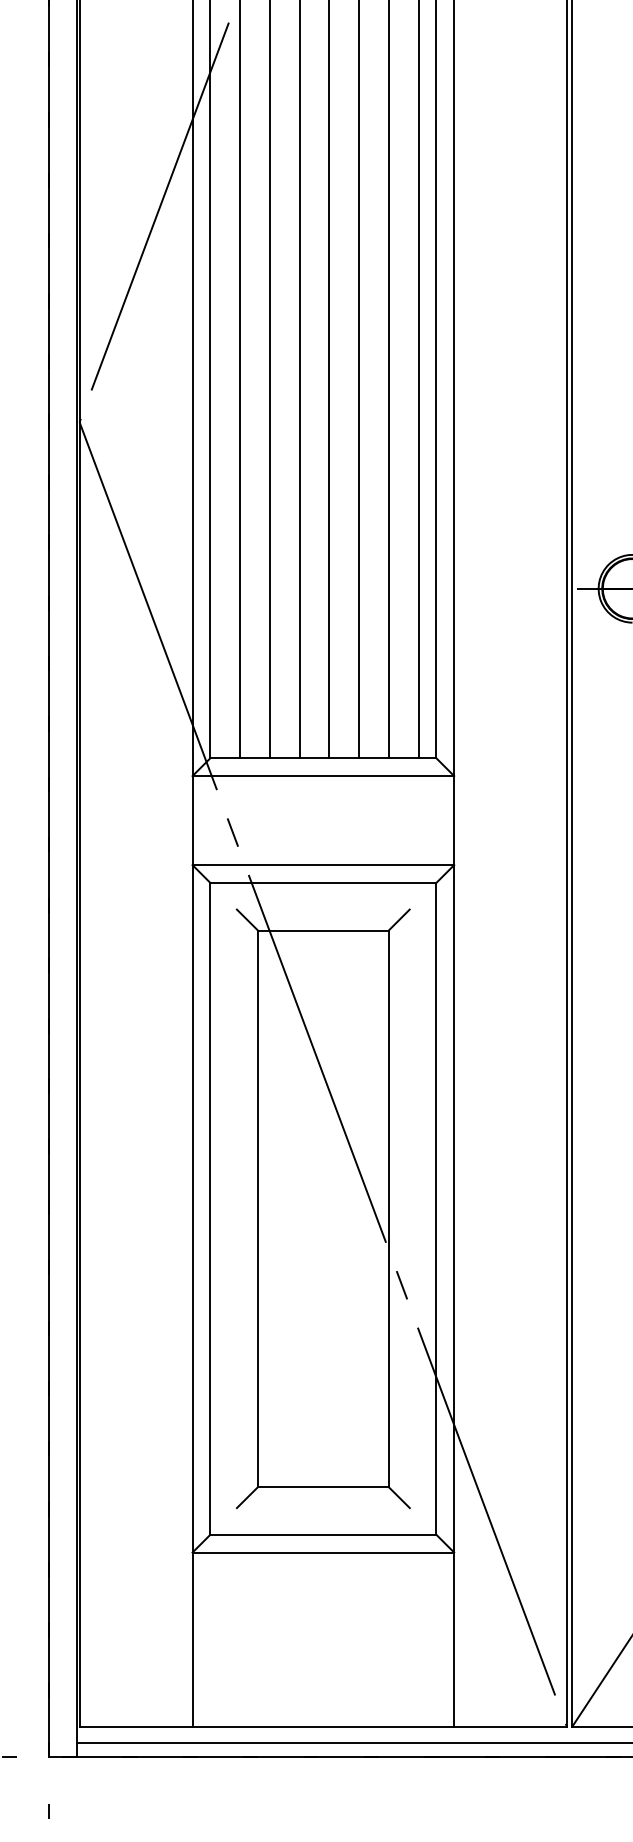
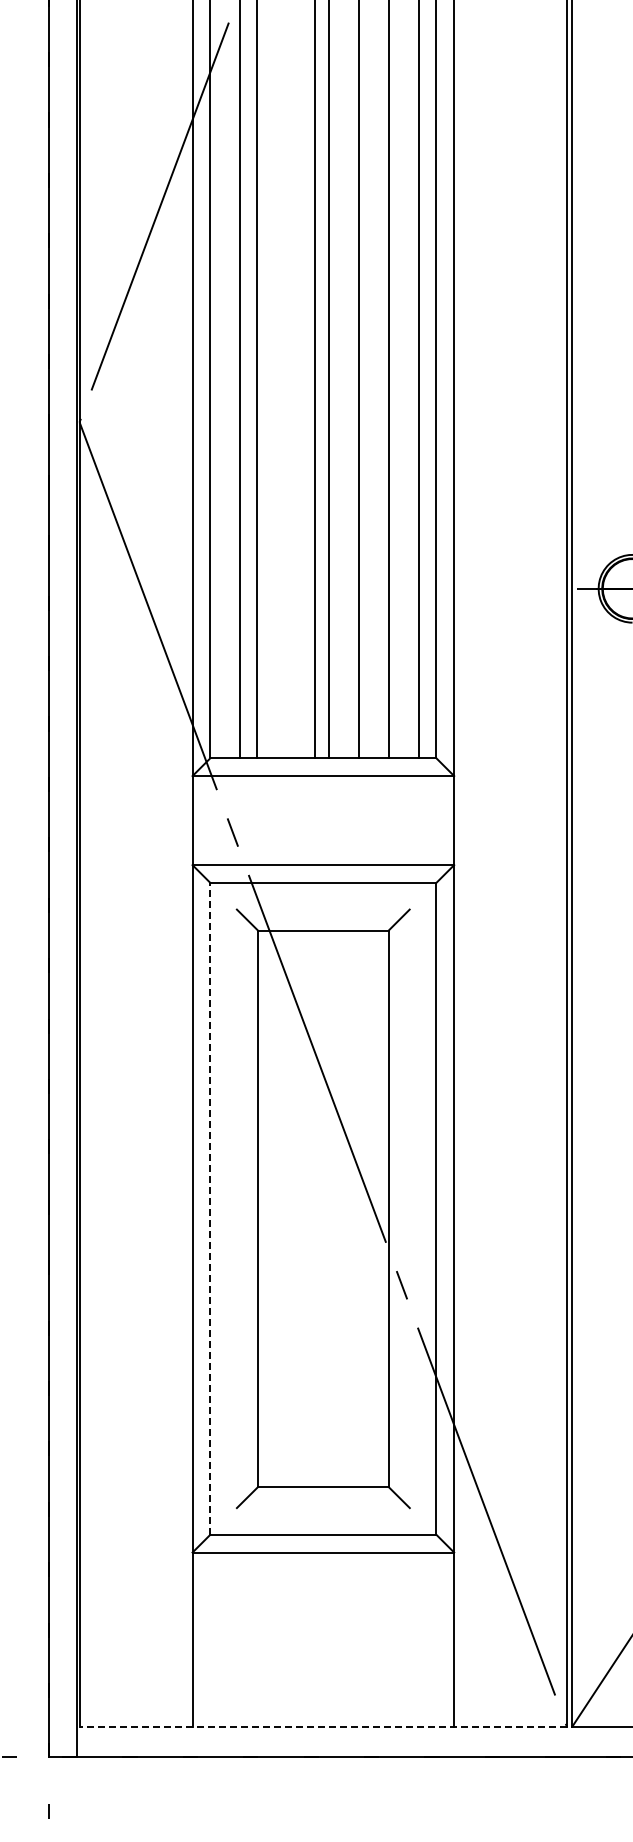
line position: (269, 380) -> (256, 380) (256, 380)
line position: (299, 380) -> (314, 380) (314, 380)
line: solid -> dashed (210, 1208)
line: solid -> dashed (323, 1727)
line: present -> none (353, 1742)
